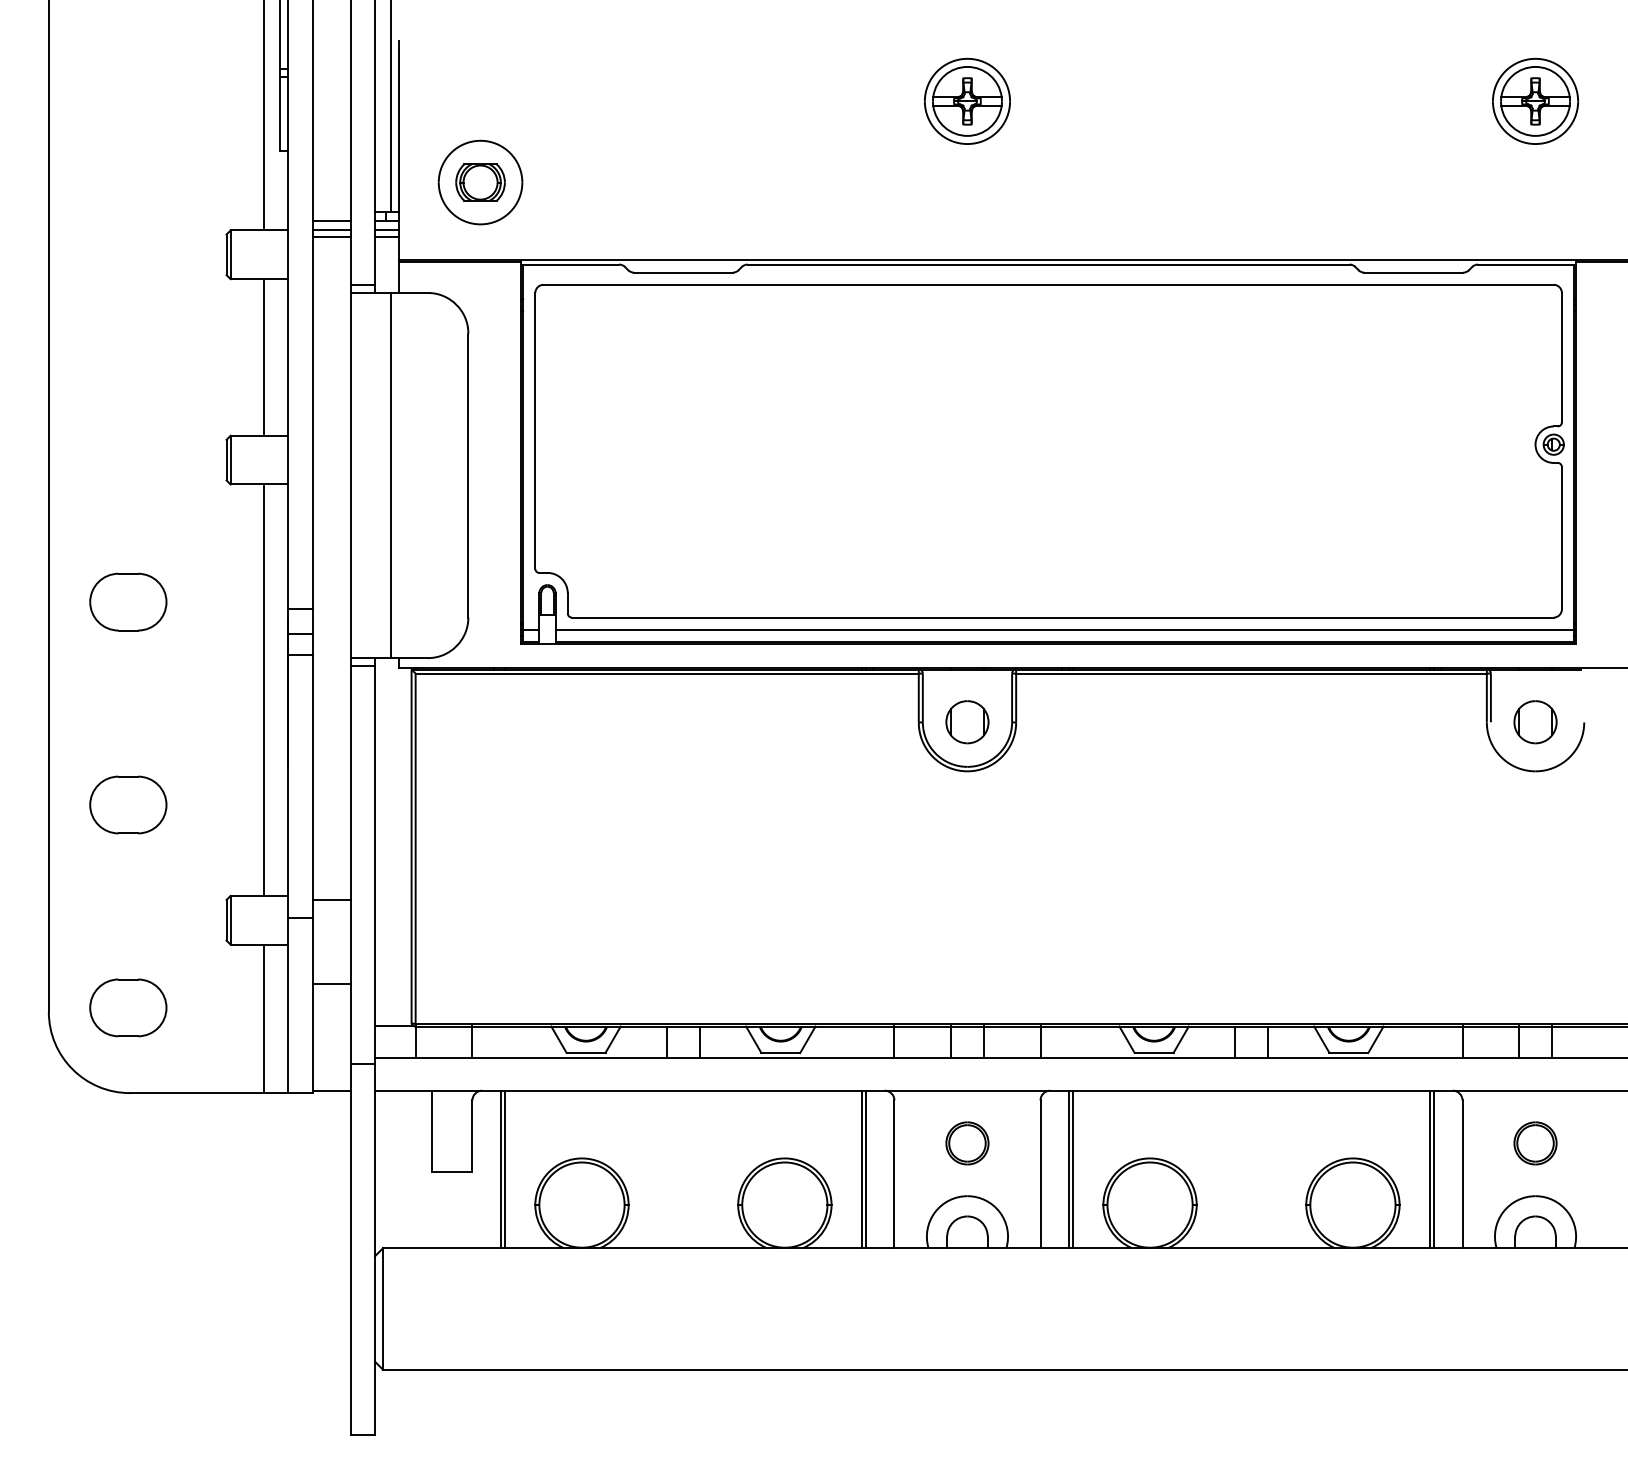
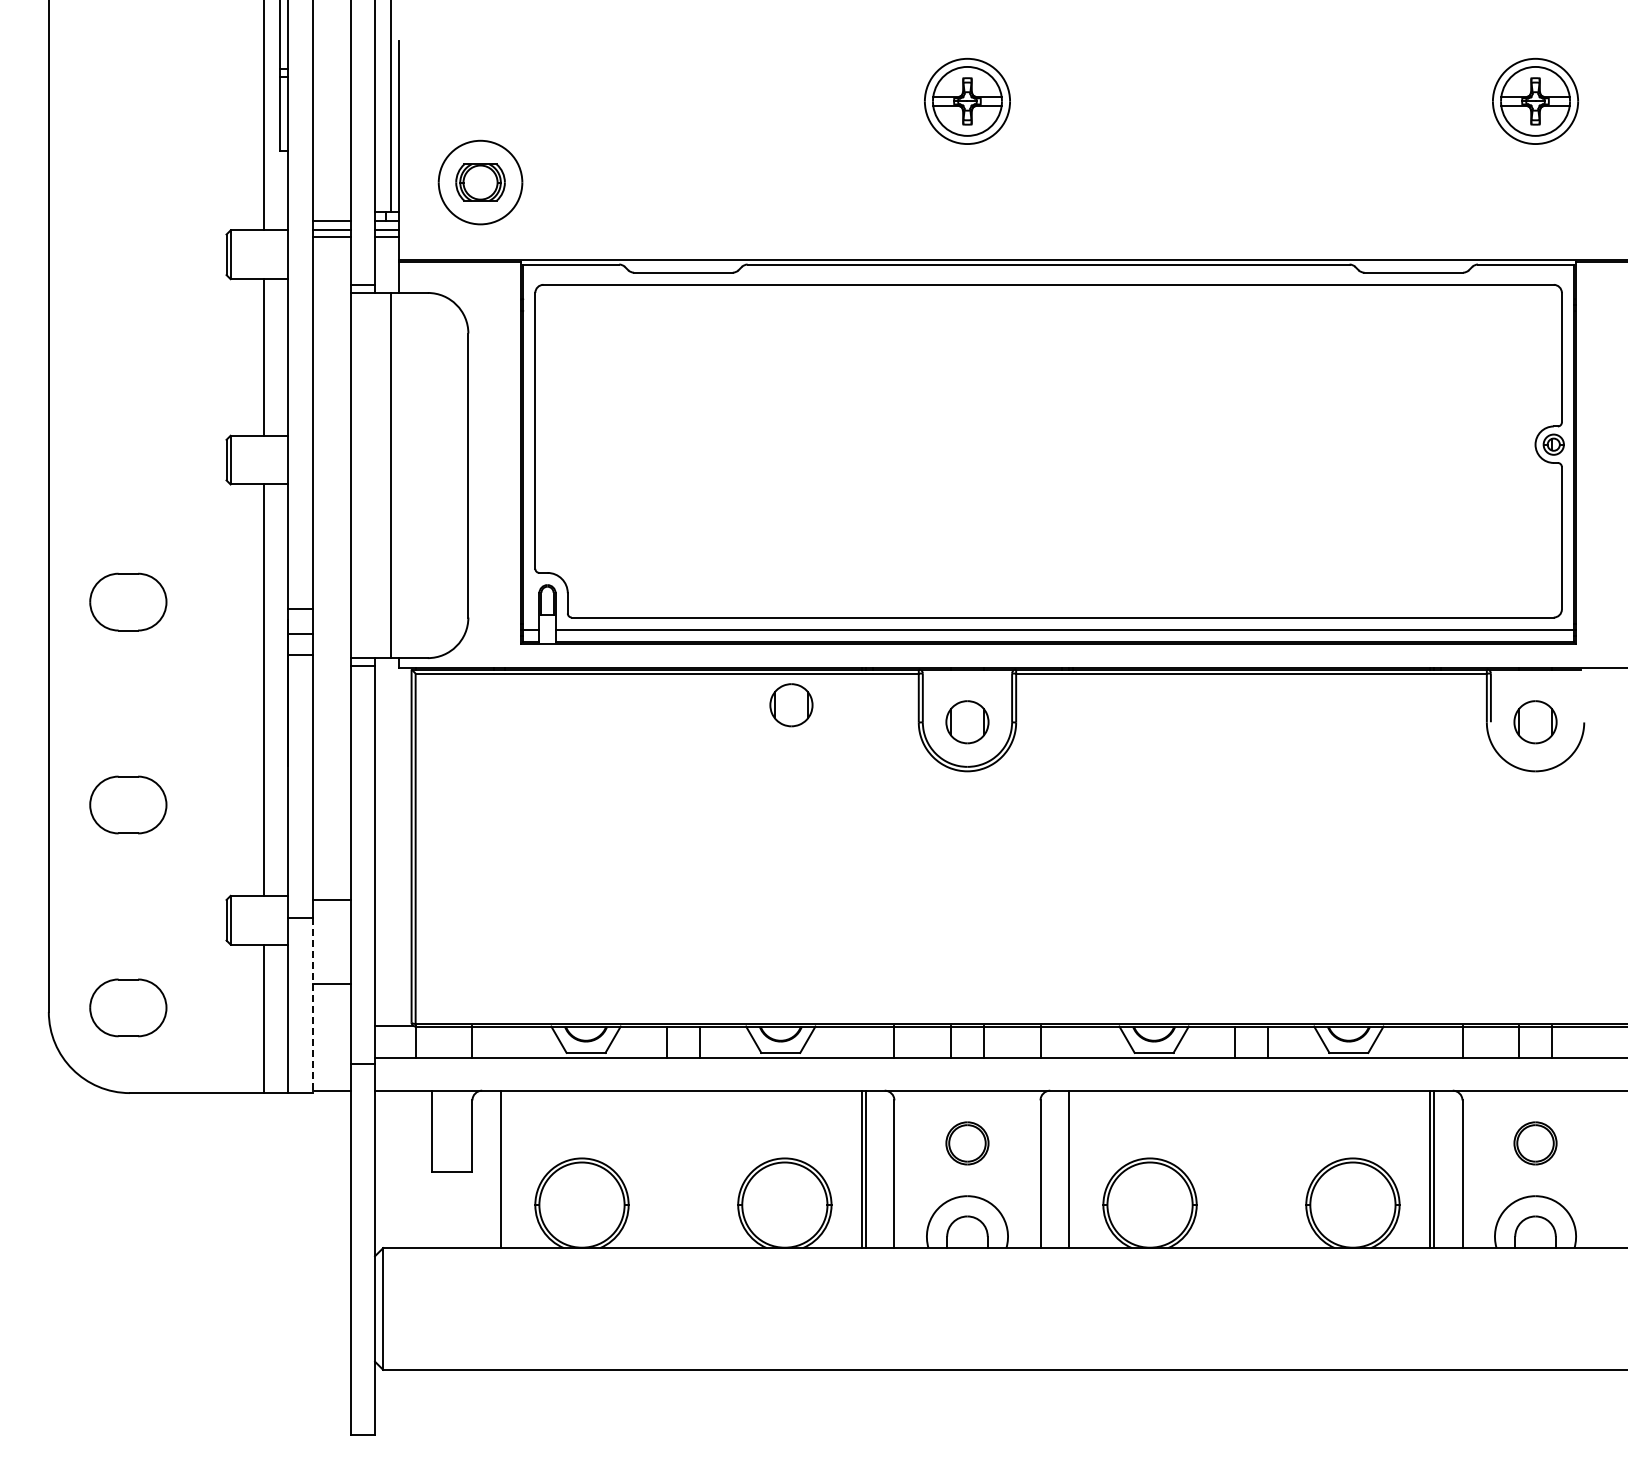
part: none -> present (791, 705)
line: solid -> dashed (312, 1006)
line: present -> none (504, 1169)
line: present -> none (1072, 1169)
